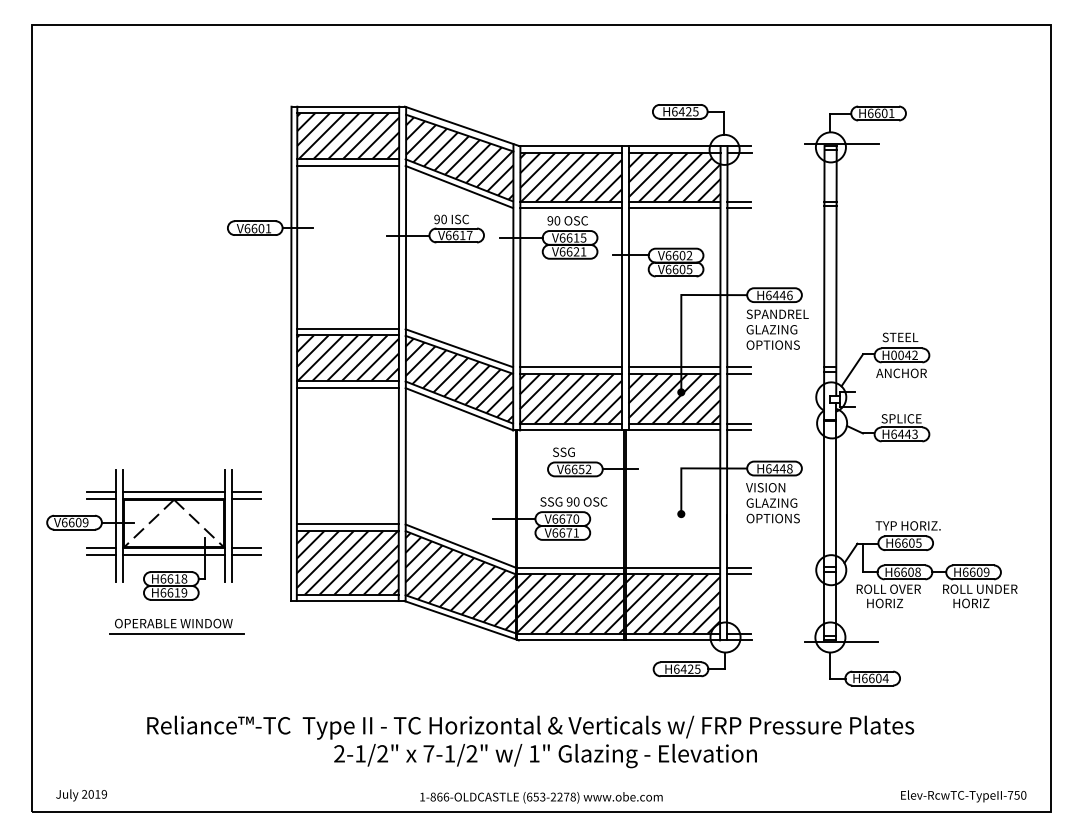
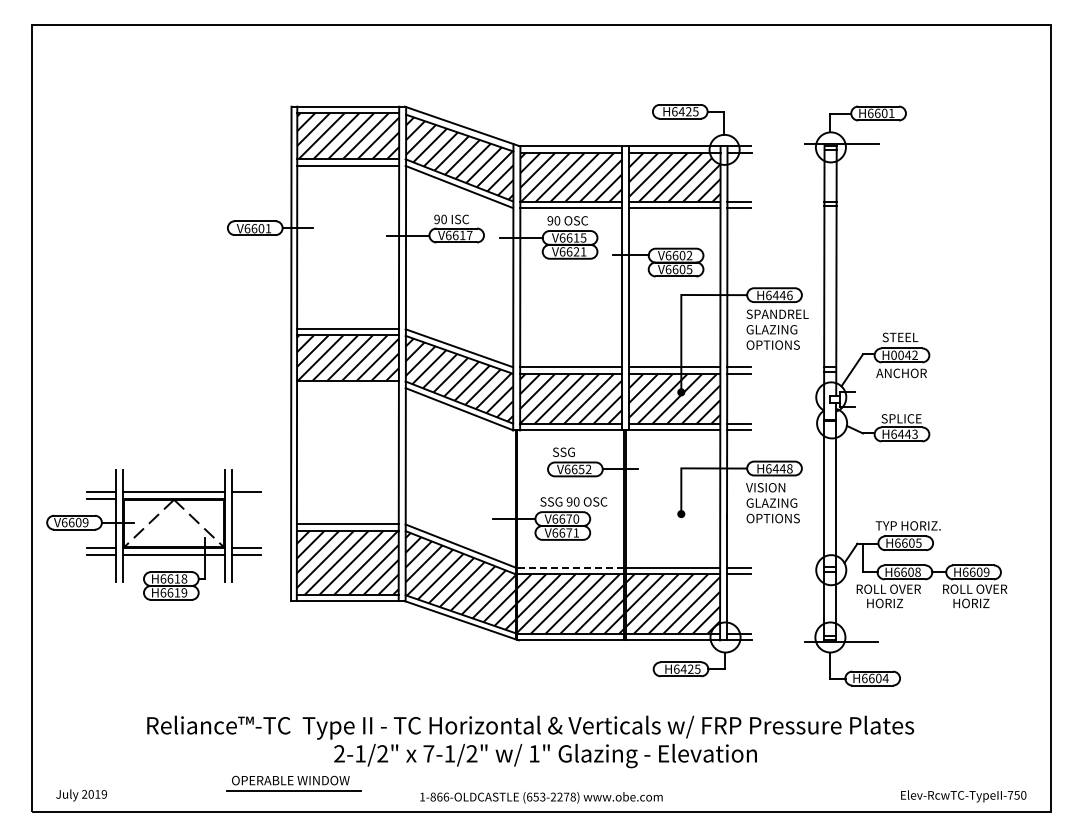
line: present -> none (347, 387)
line: present -> none (245, 498)
line: solid -> dashed (570, 567)
text: ROLL UNDER -> ROLL OVER (996, 588)
part position: (176, 626) -> (293, 783) (293, 783)
